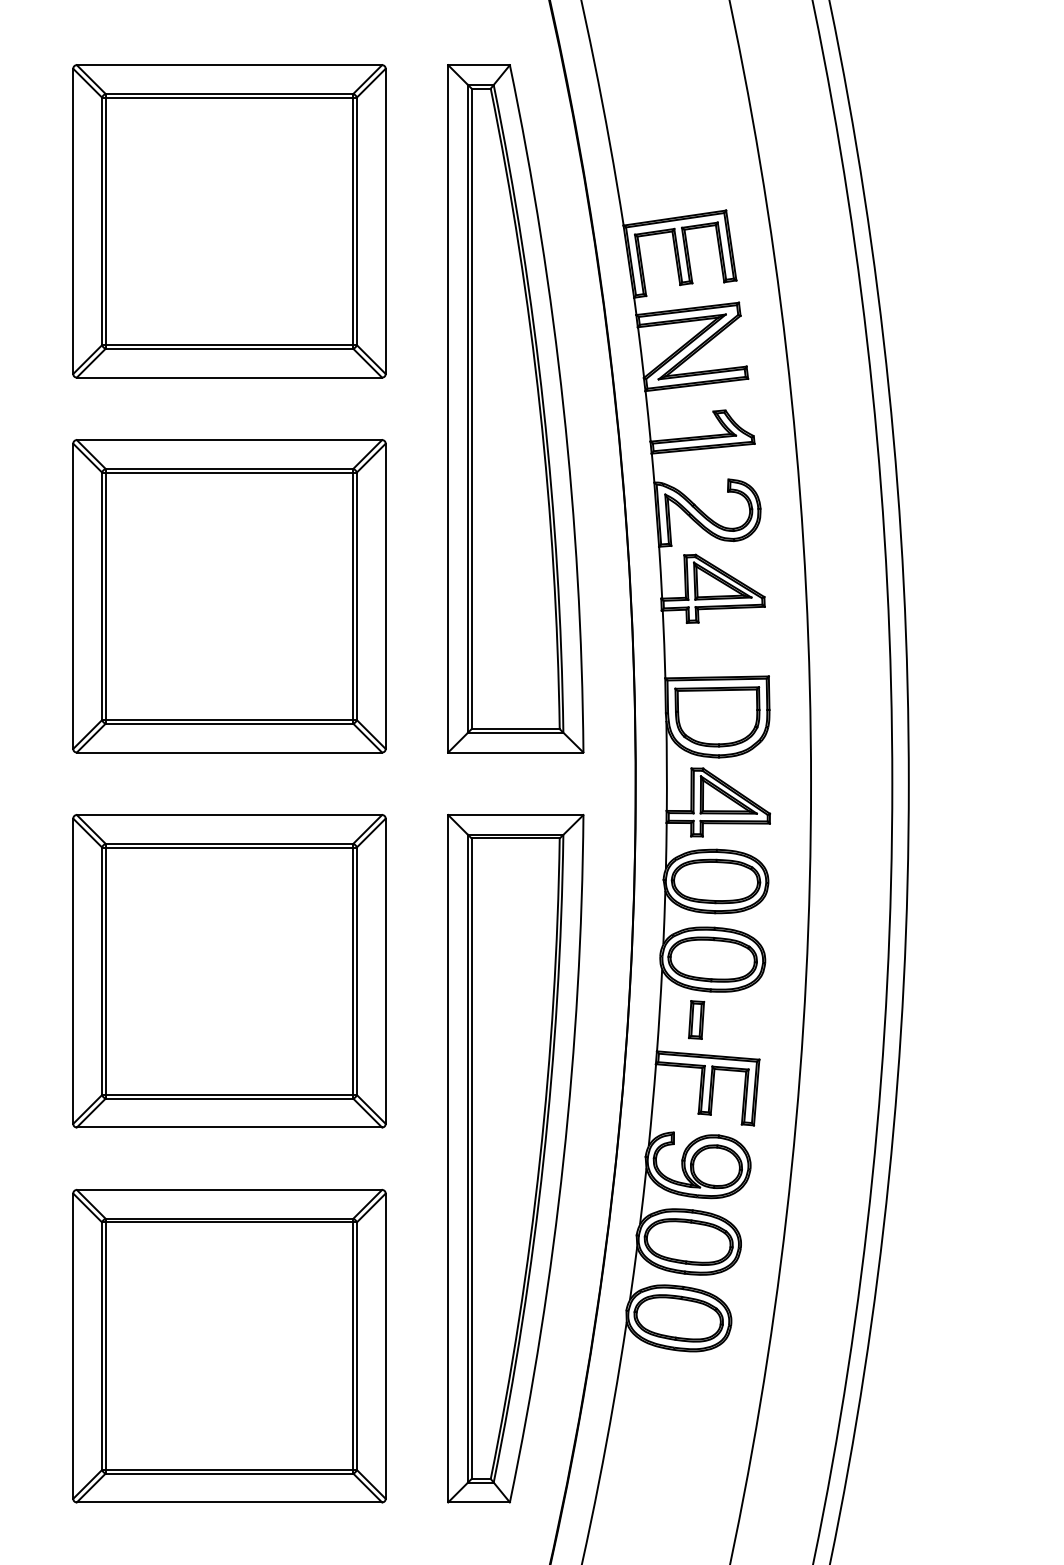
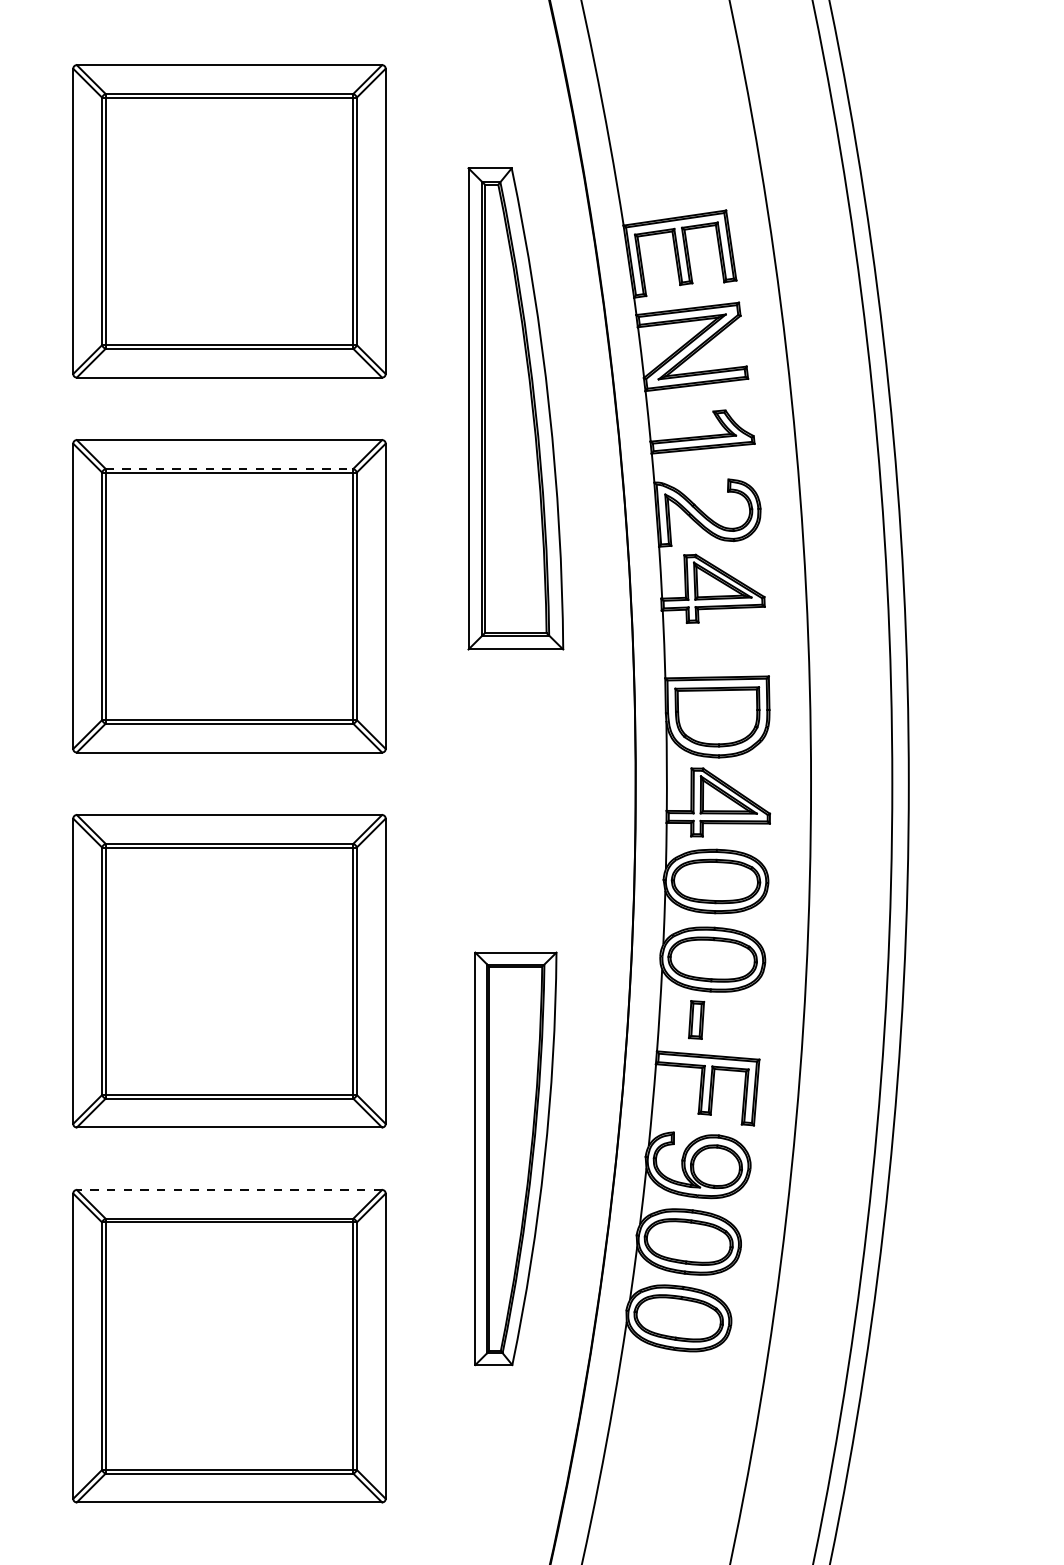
part size: 138x690 px -> 98x484 px (515, 408)
line: solid -> dashed (229, 468)
part size: 138x690 px -> 84x416 px (515, 1158)
line: solid -> dashed (229, 1189)
